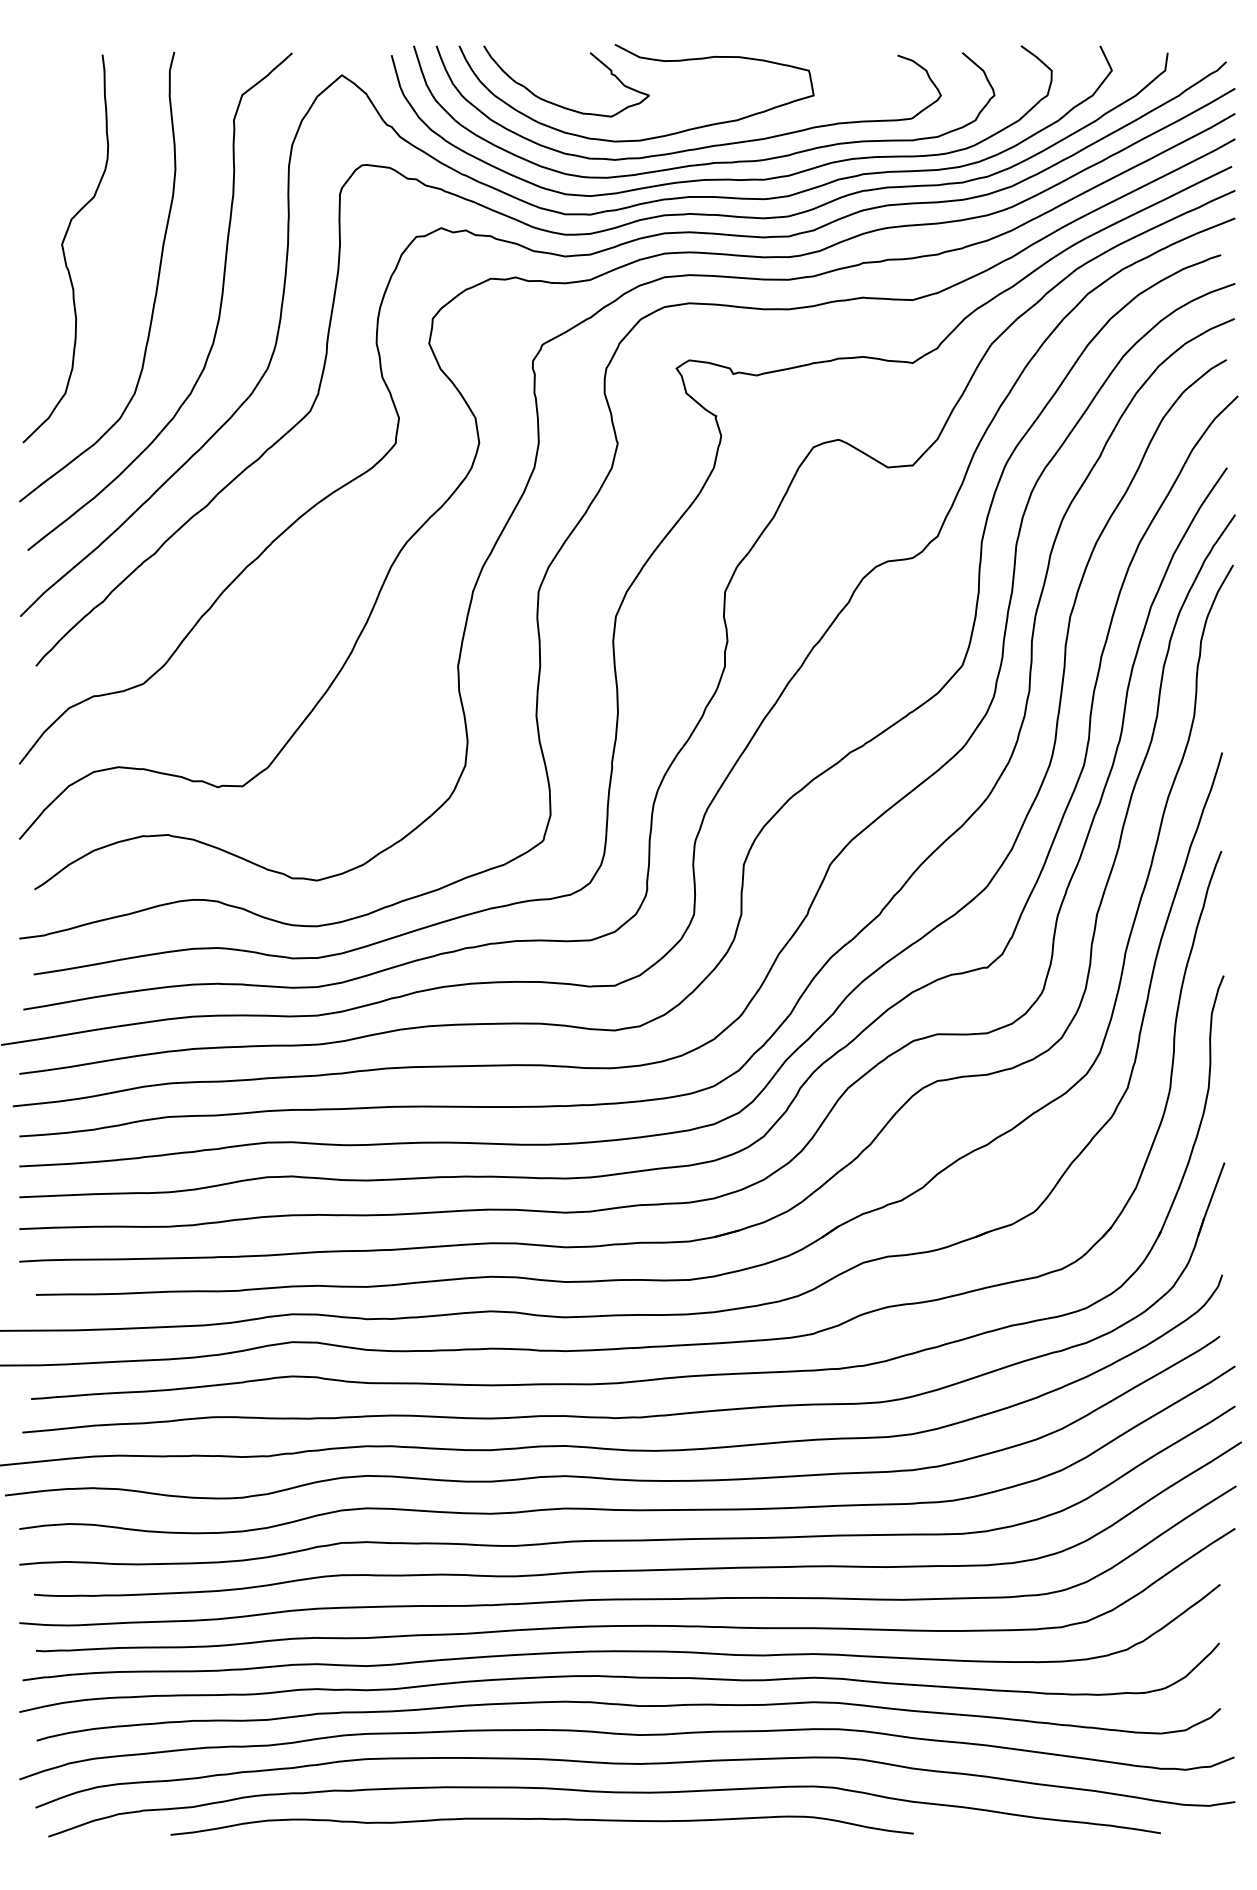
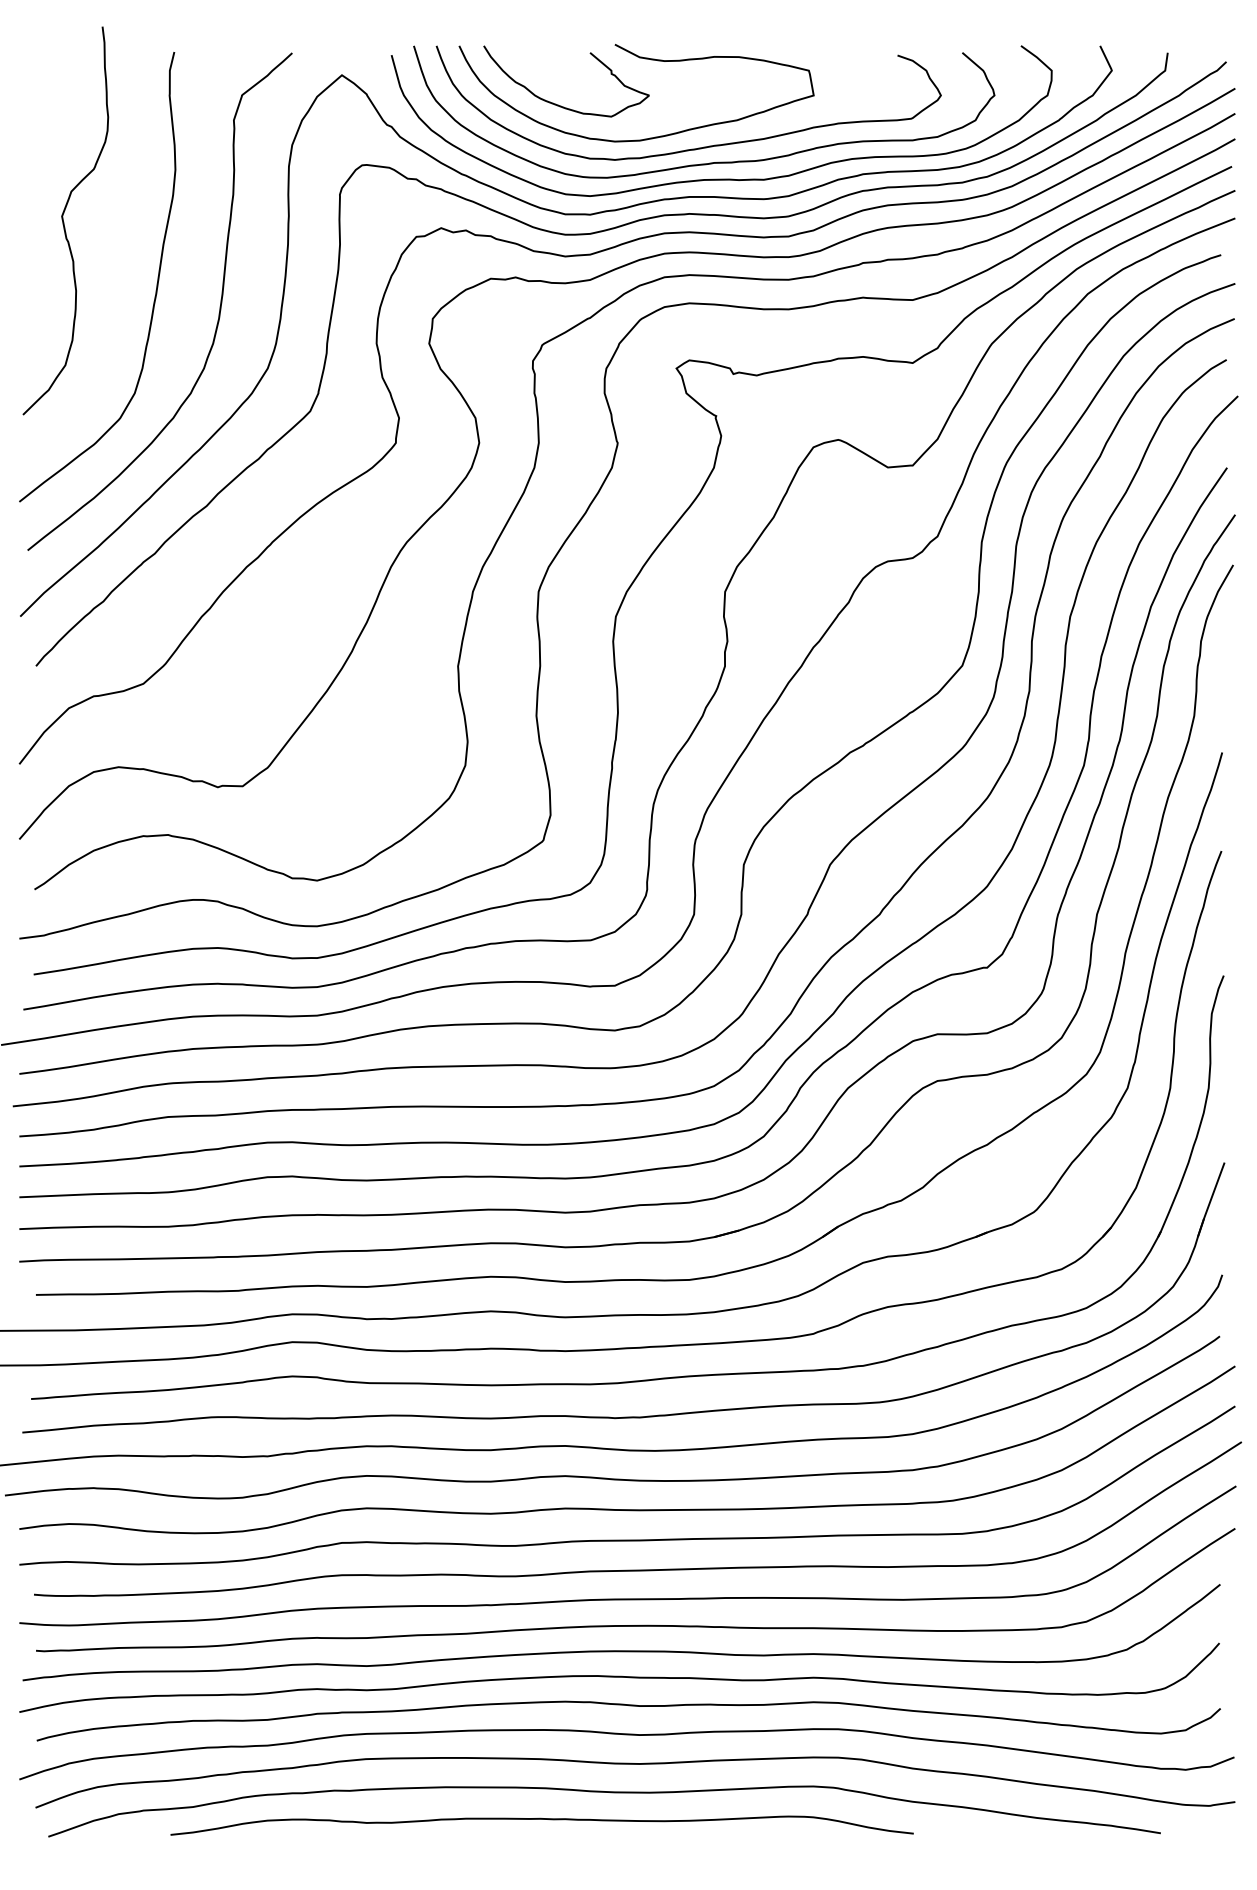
curve position: (63, 248) -> (63, 220) (63, 220)
